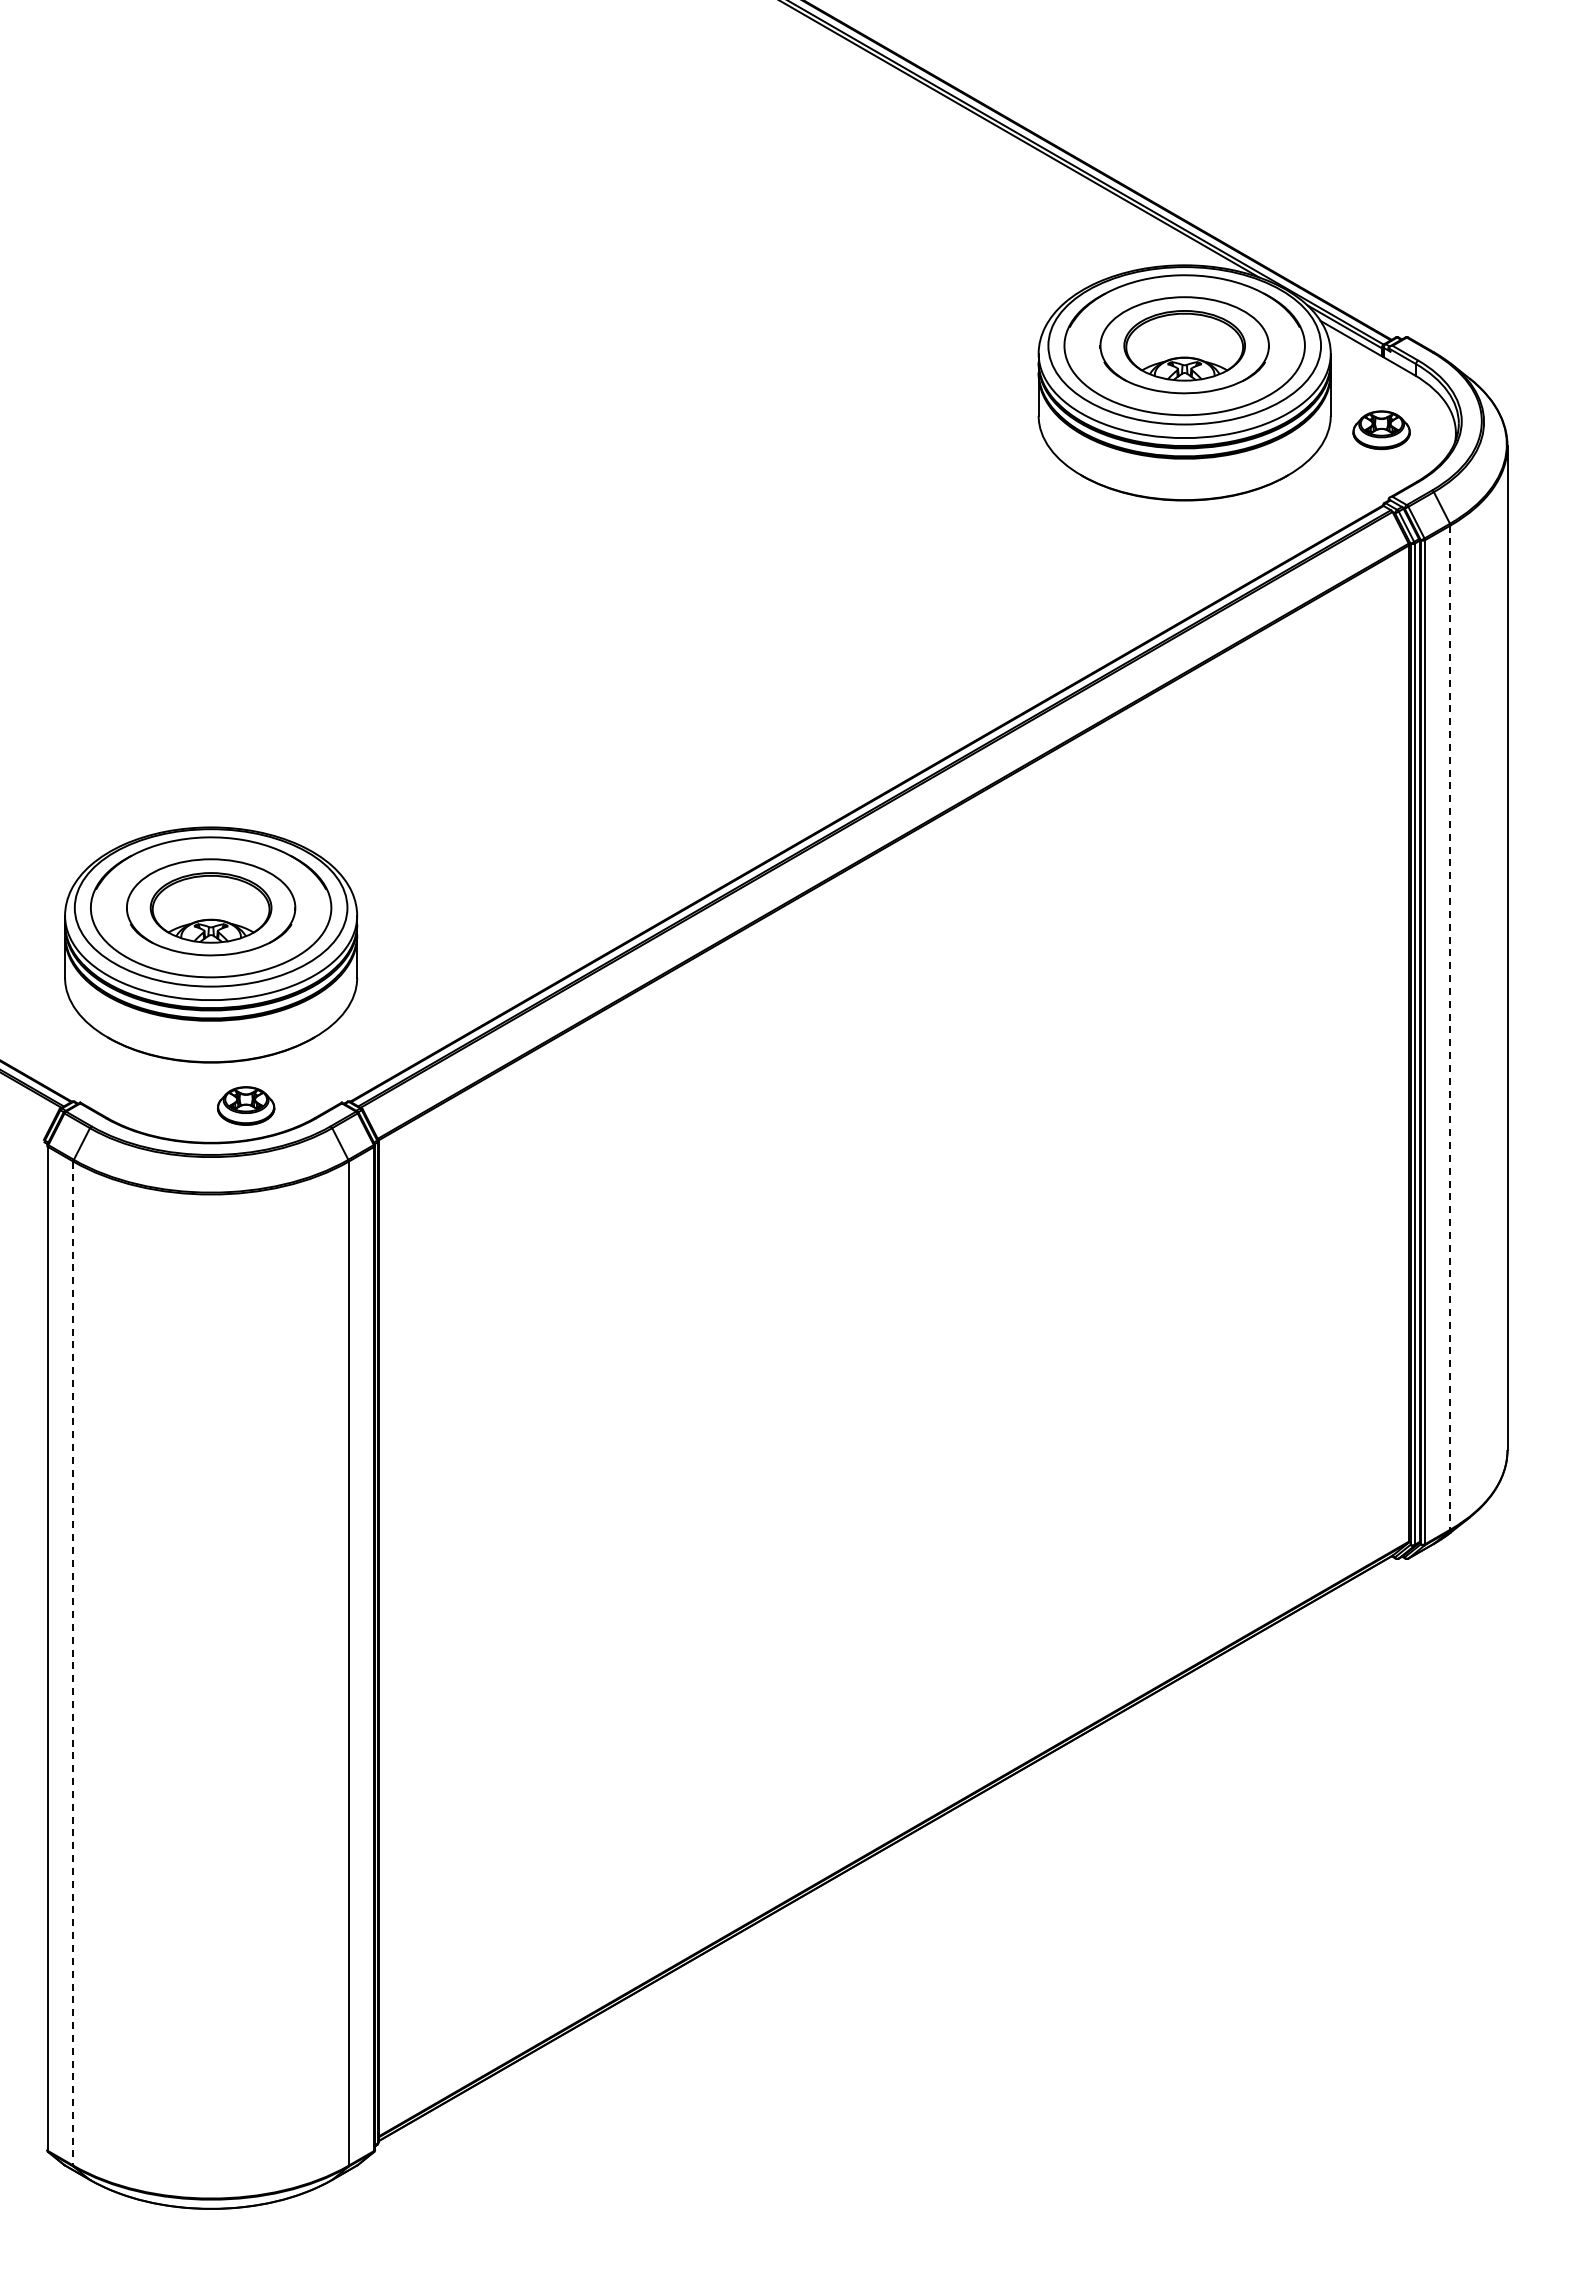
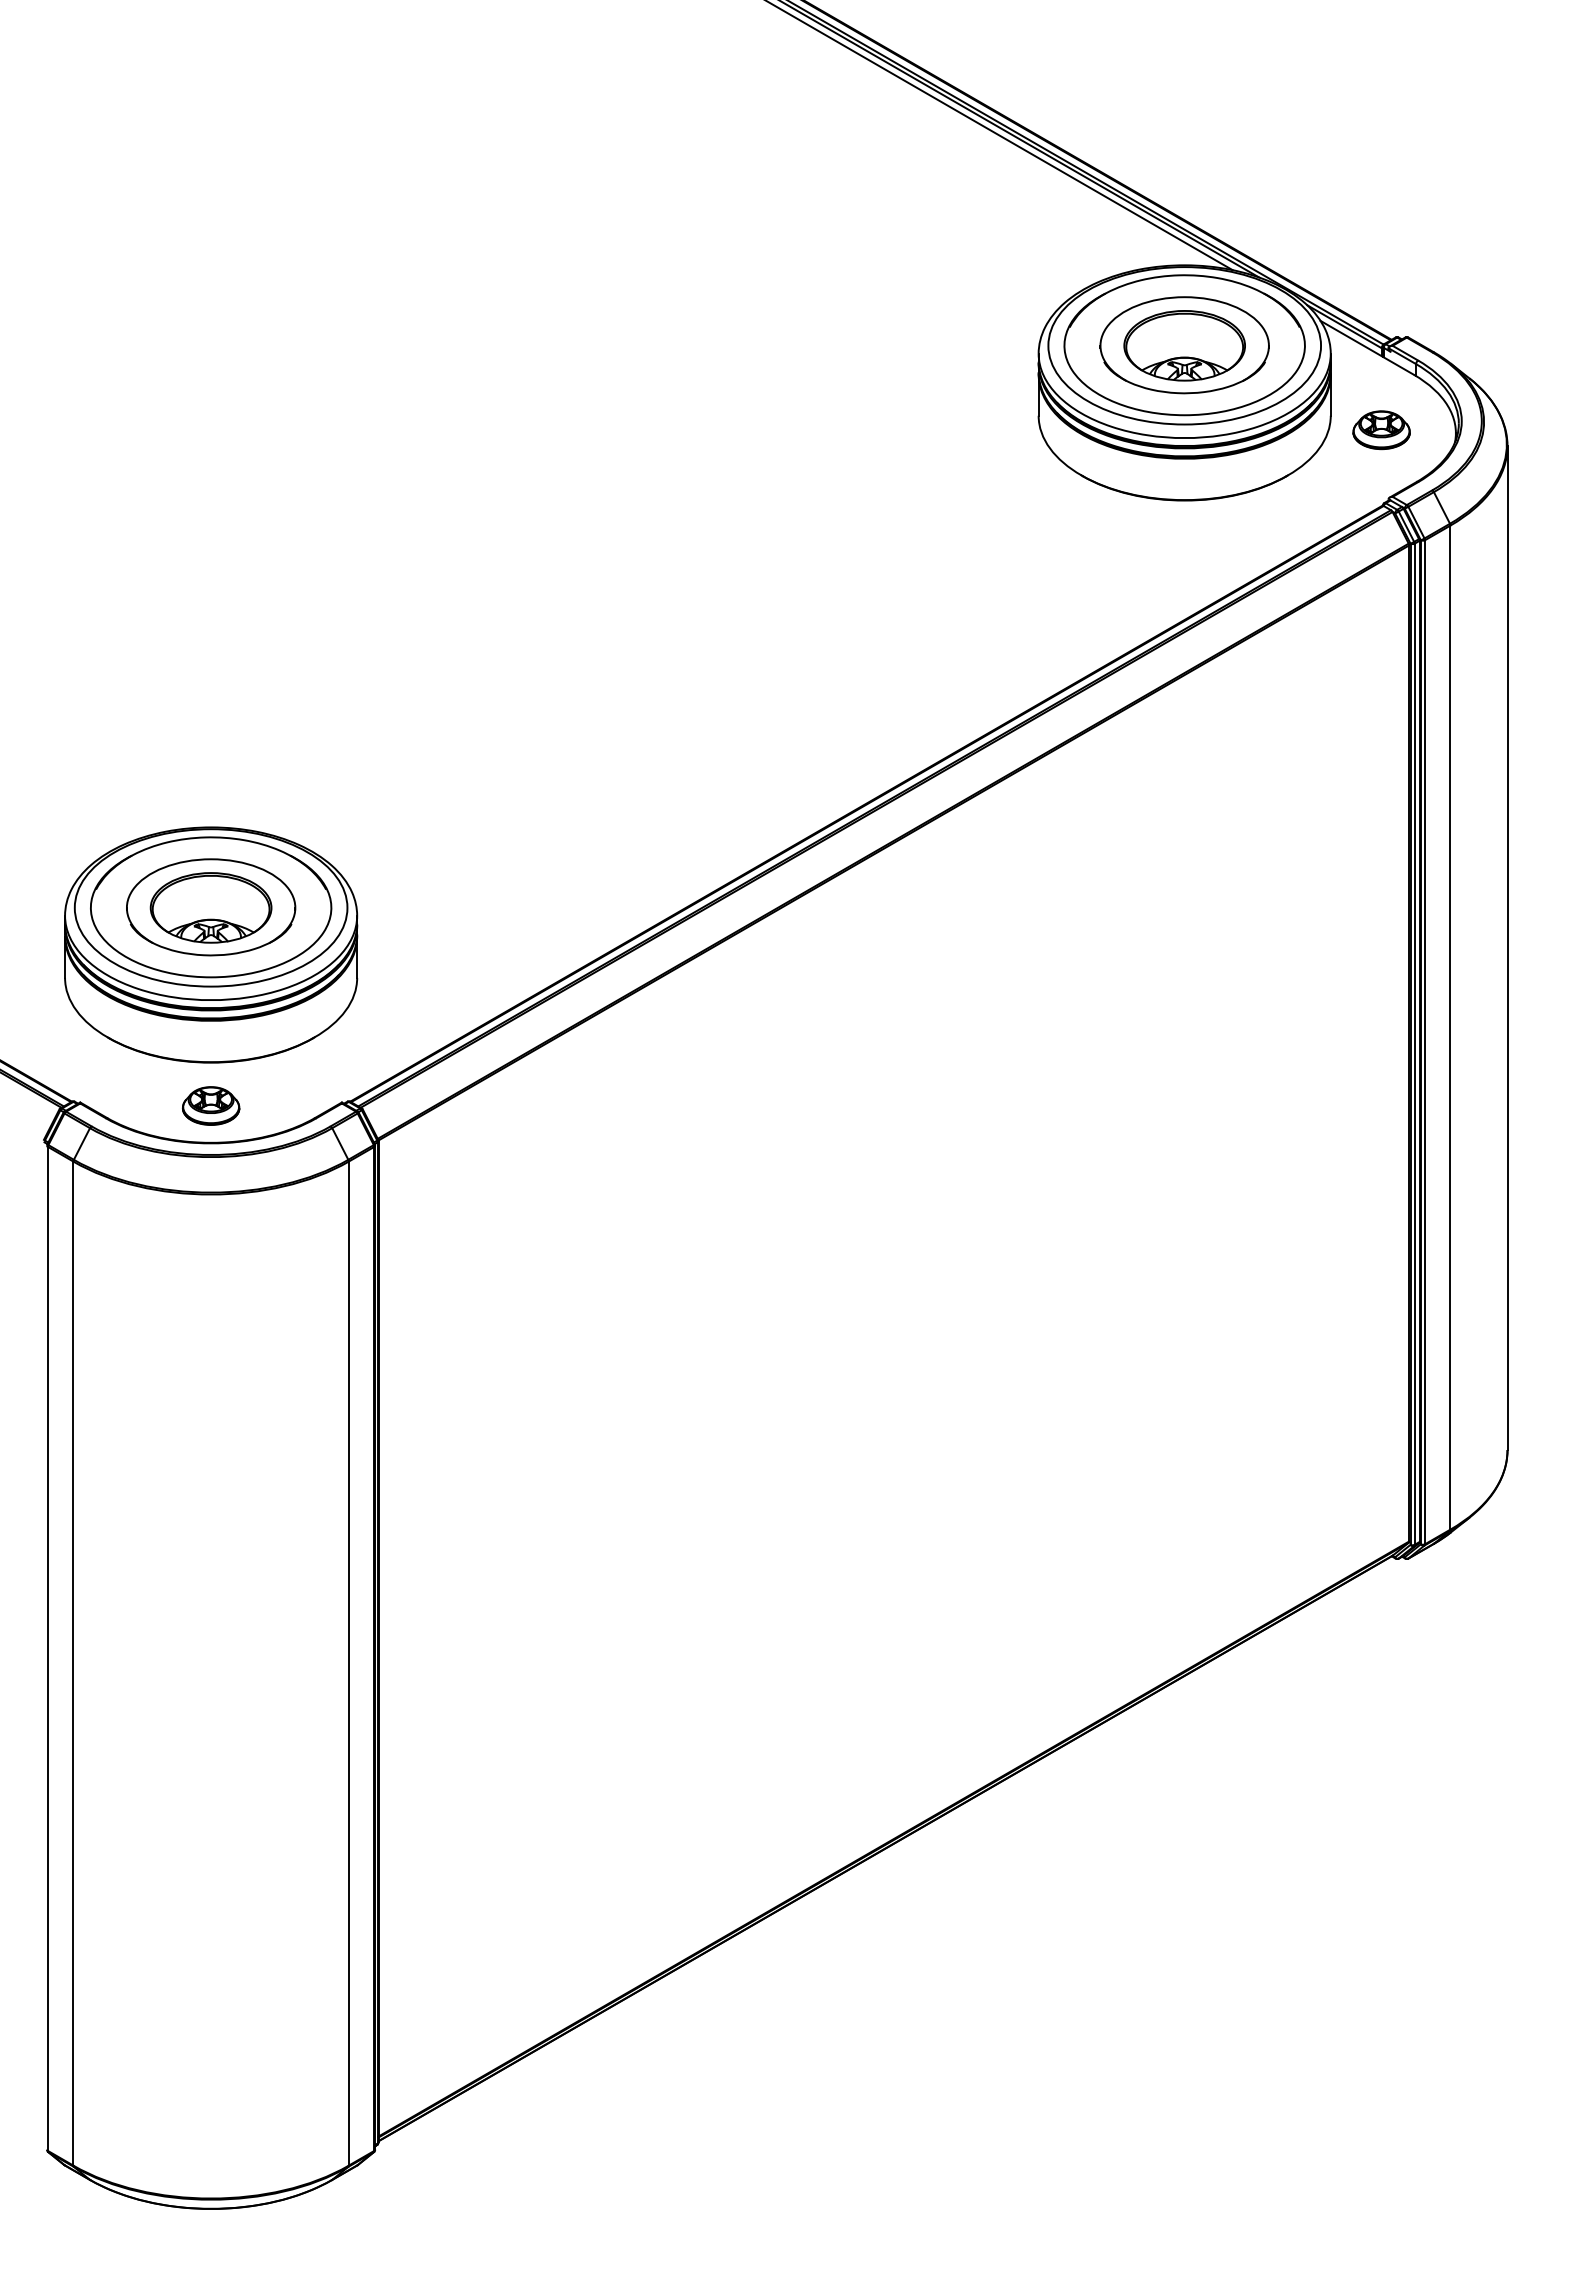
line: none -> present (1000, 136)
line: dashed -> solid (1450, 1028)
part position: (245, 1105) -> (210, 1105) (210, 1105)
line: dashed -> solid (73, 1664)
